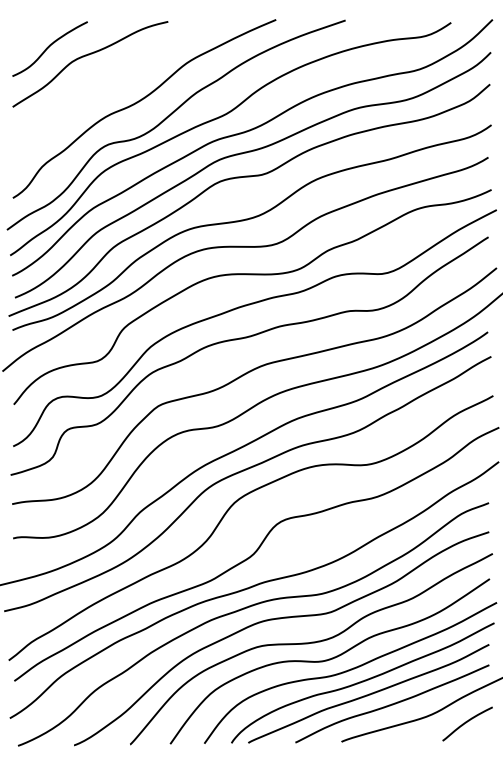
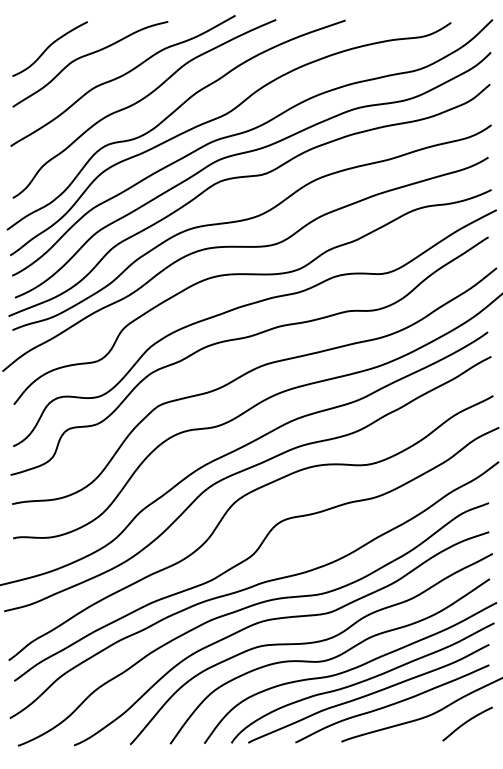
curve: none -> present (121, 77)
